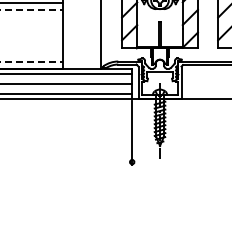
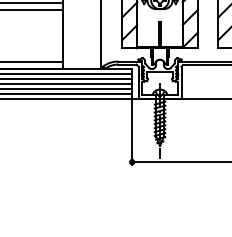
line: dashed -> solid (31, 9)
line: dashed -> solid (31, 62)
line: none -> present (67, 78)
line: none -> present (67, 88)
line: none -> present (180, 162)
